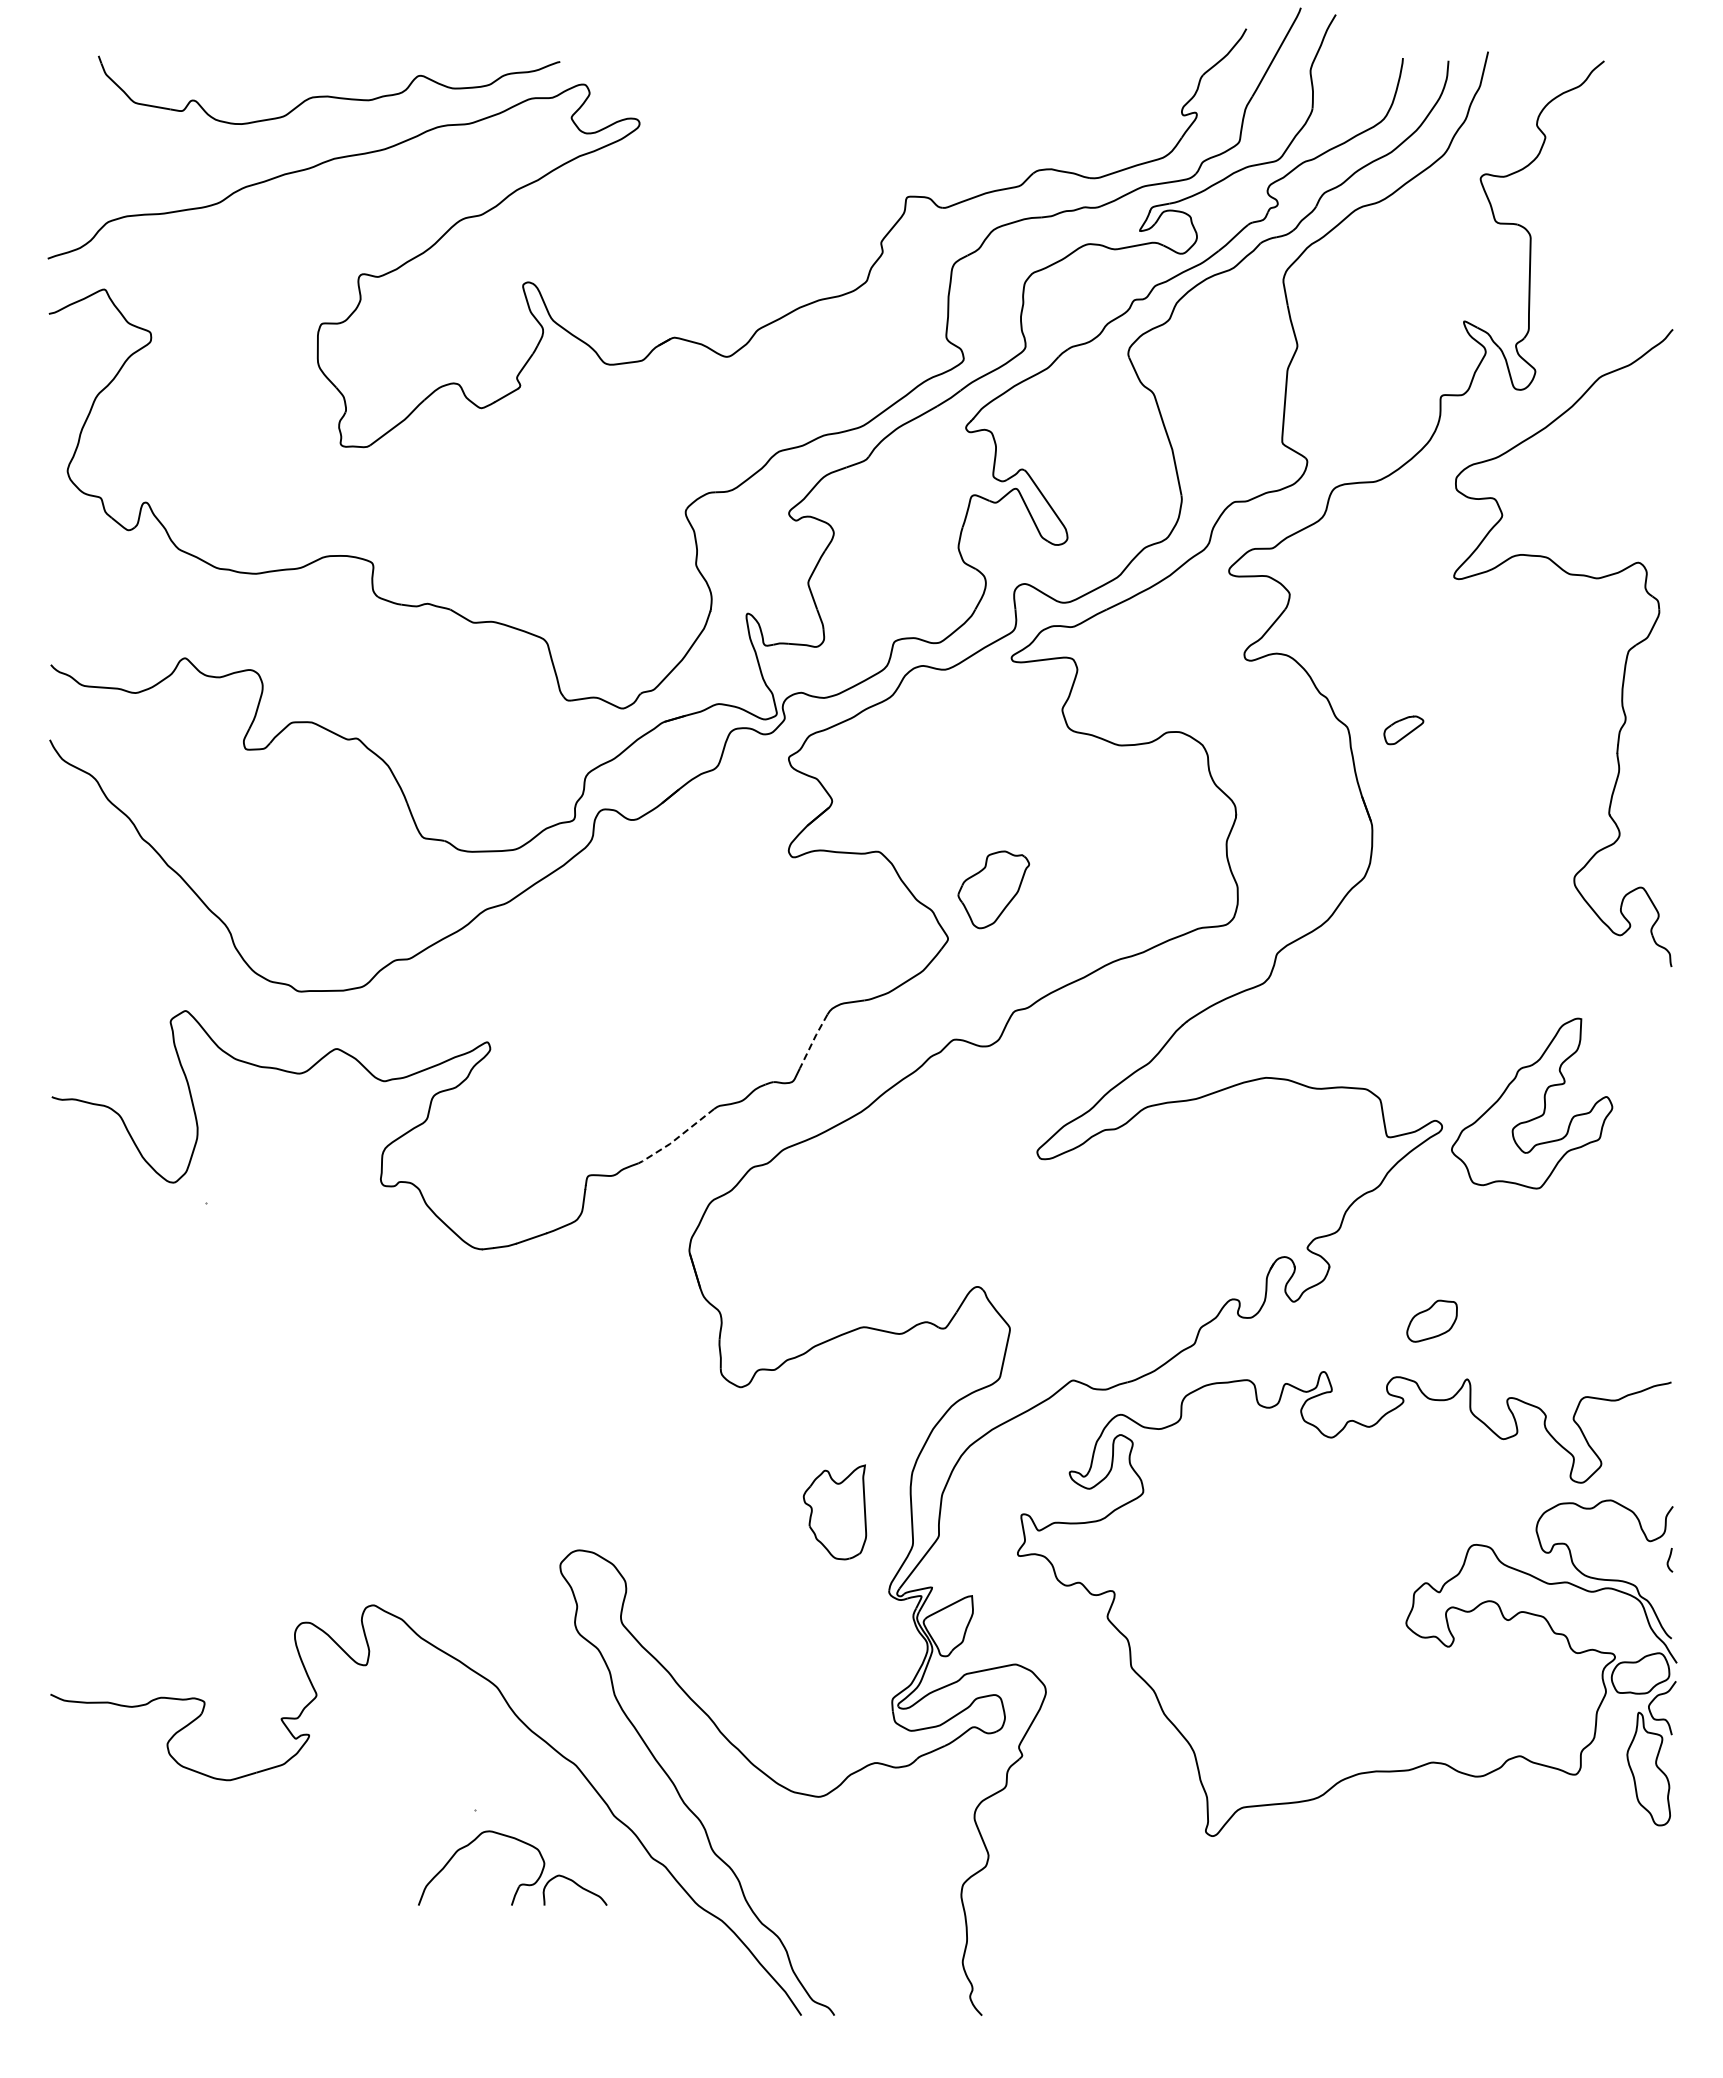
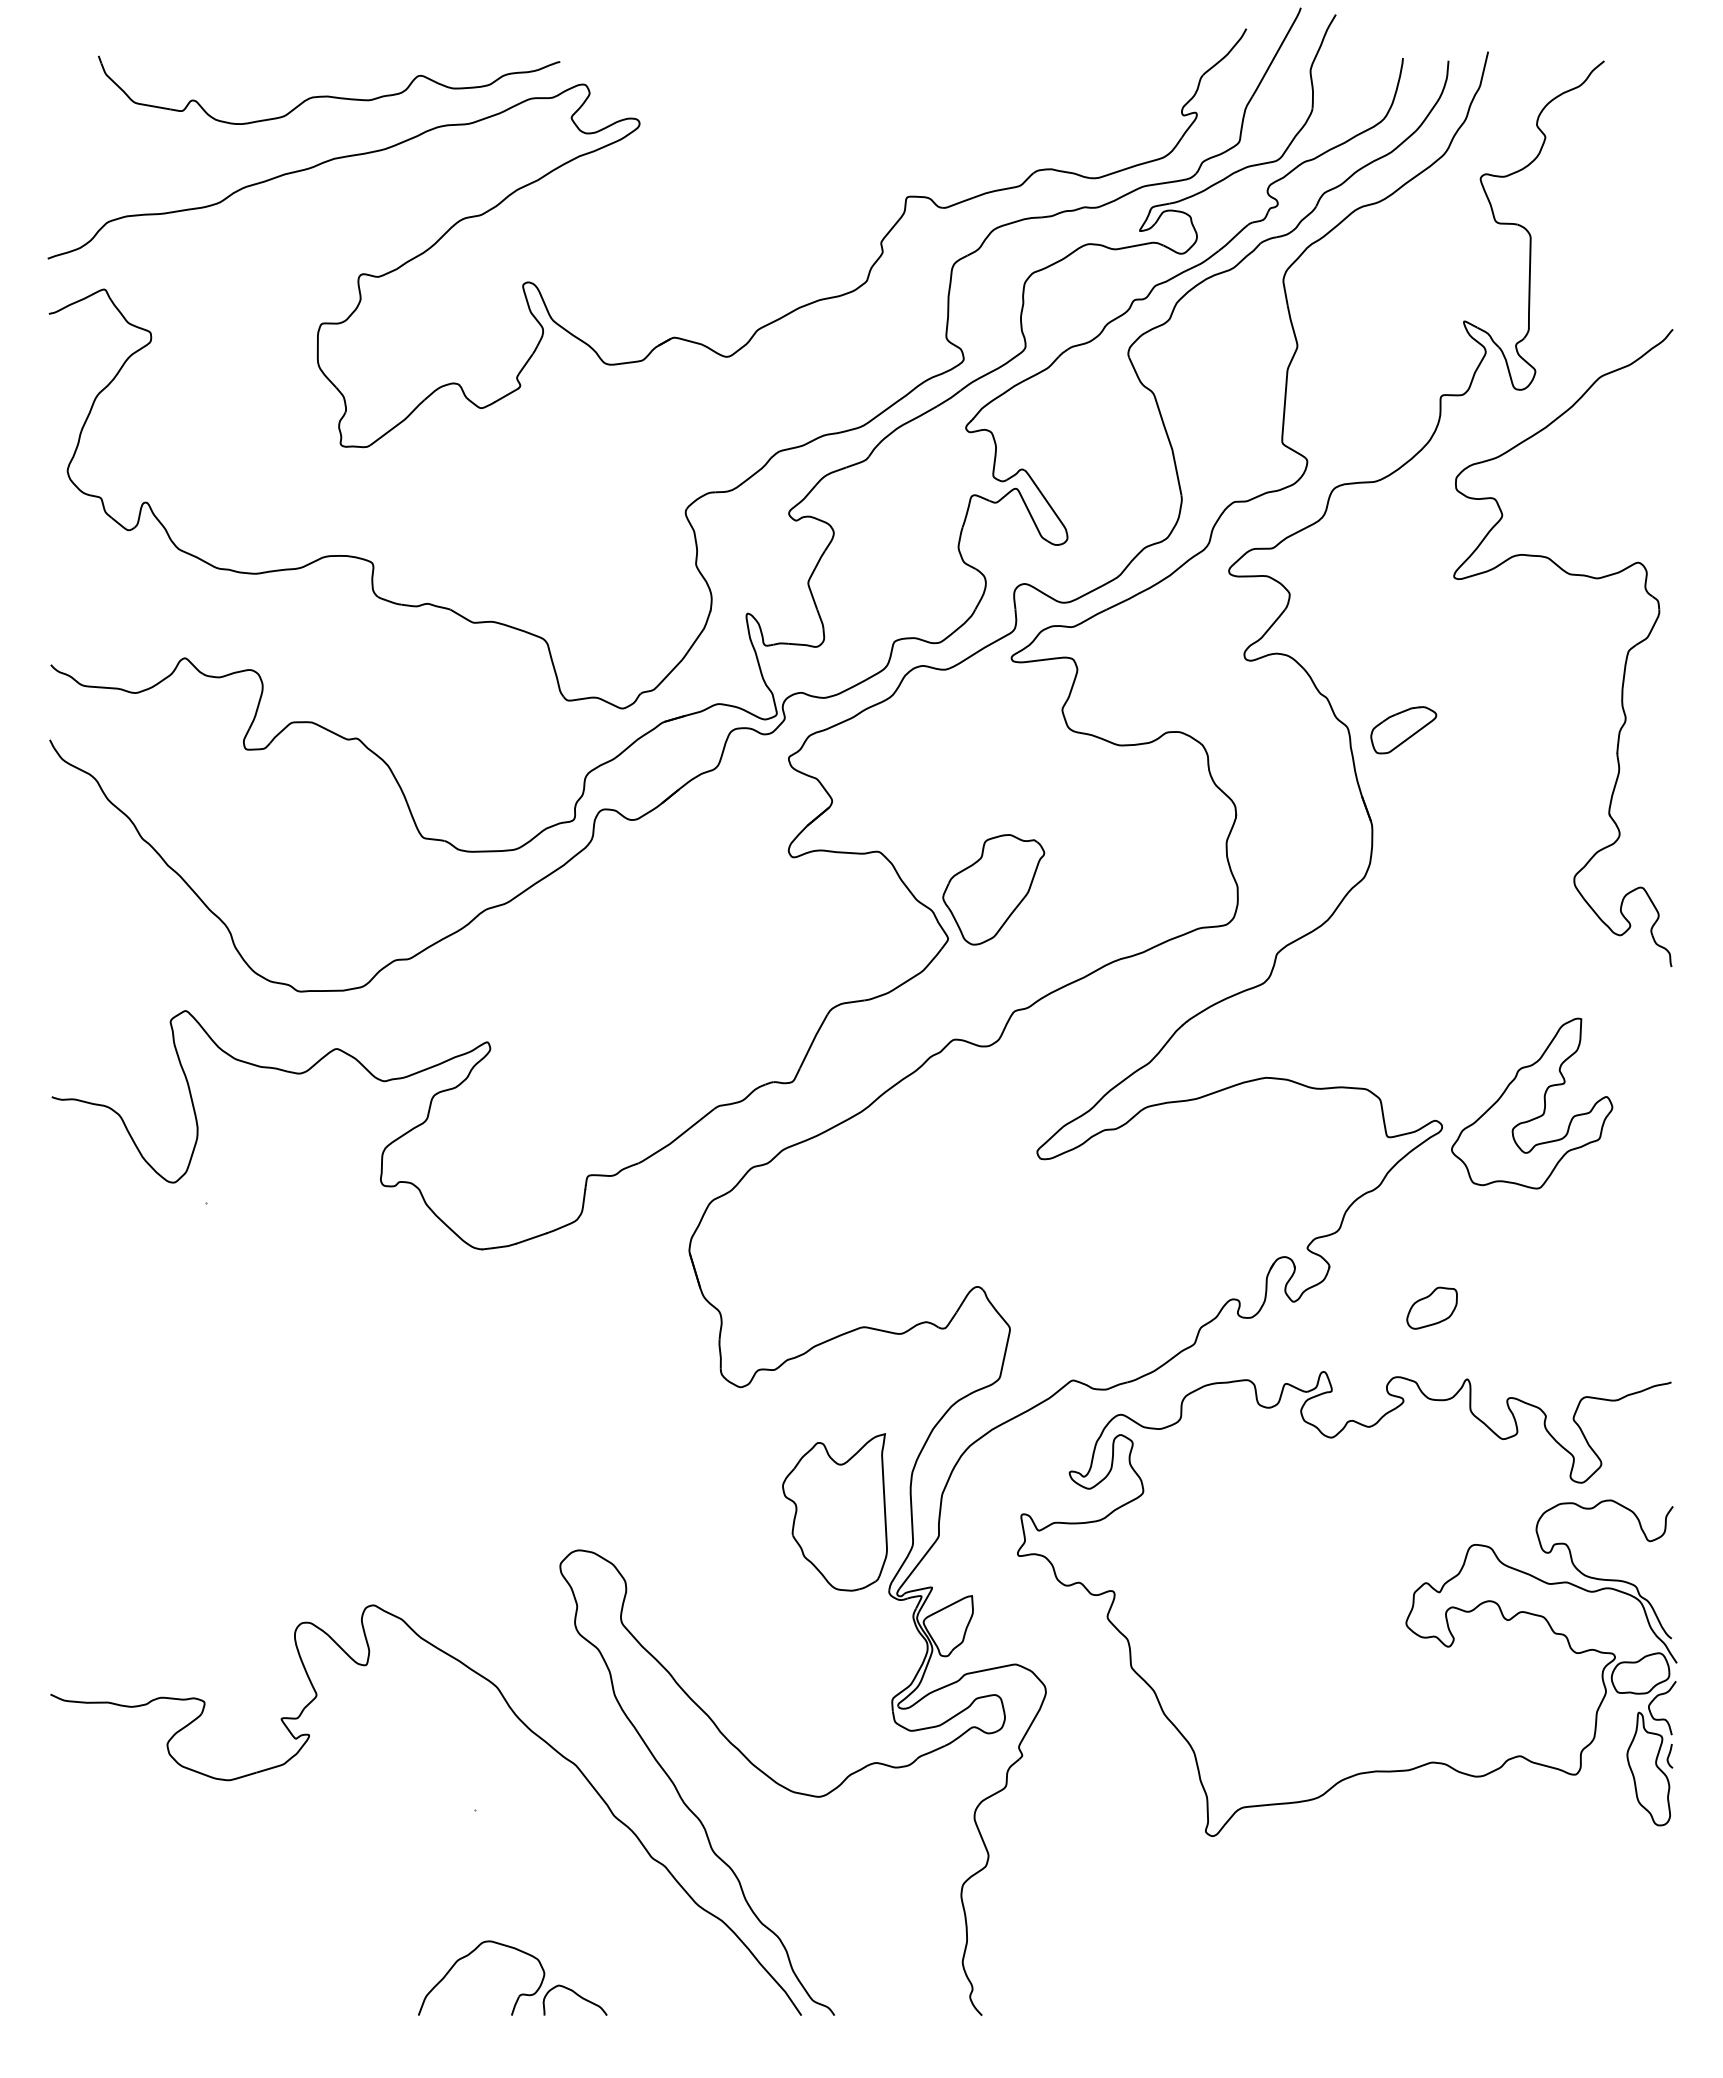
part size: 42x31 px -> 68x49 px (1403, 730)
part size: 74x80 px -> 104x112 px (993, 889)
line: dashed -> solid (813, 1041)
line: dashed -> solid (676, 1139)
part position: (1431, 1320) -> (1431, 1307) (1431, 1307)
part size: 66x97 px -> 106x159 px (834, 1512)
curve position: (1669, 1560) -> (1669, 1756) (1669, 1756)
part position: (521, 1883) -> (521, 1993) (521, 1993)
